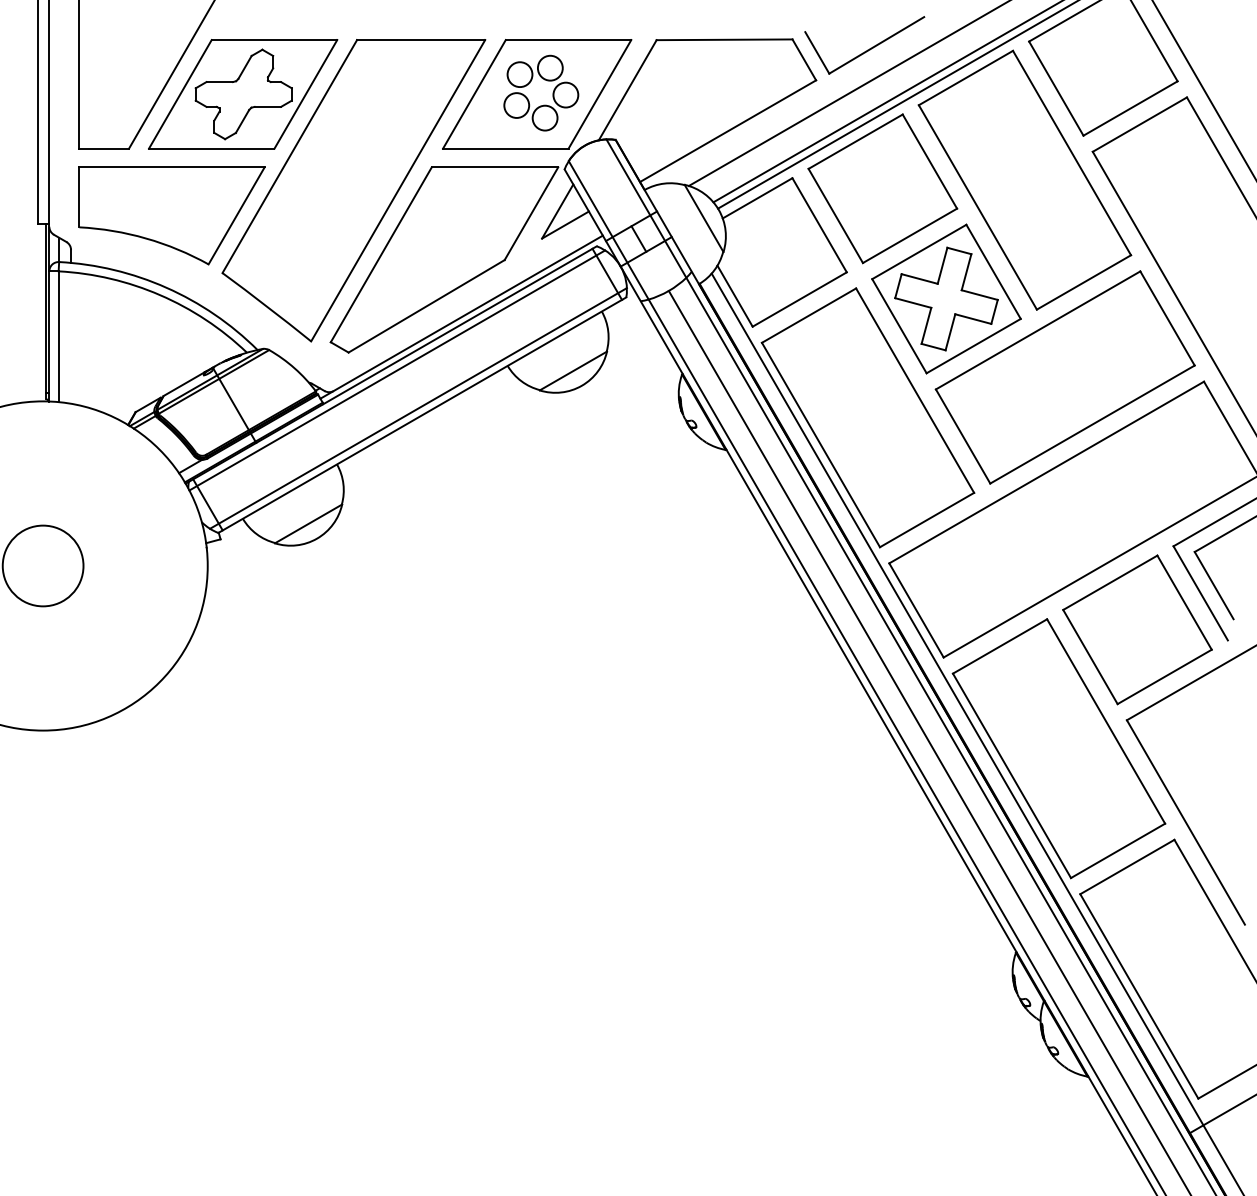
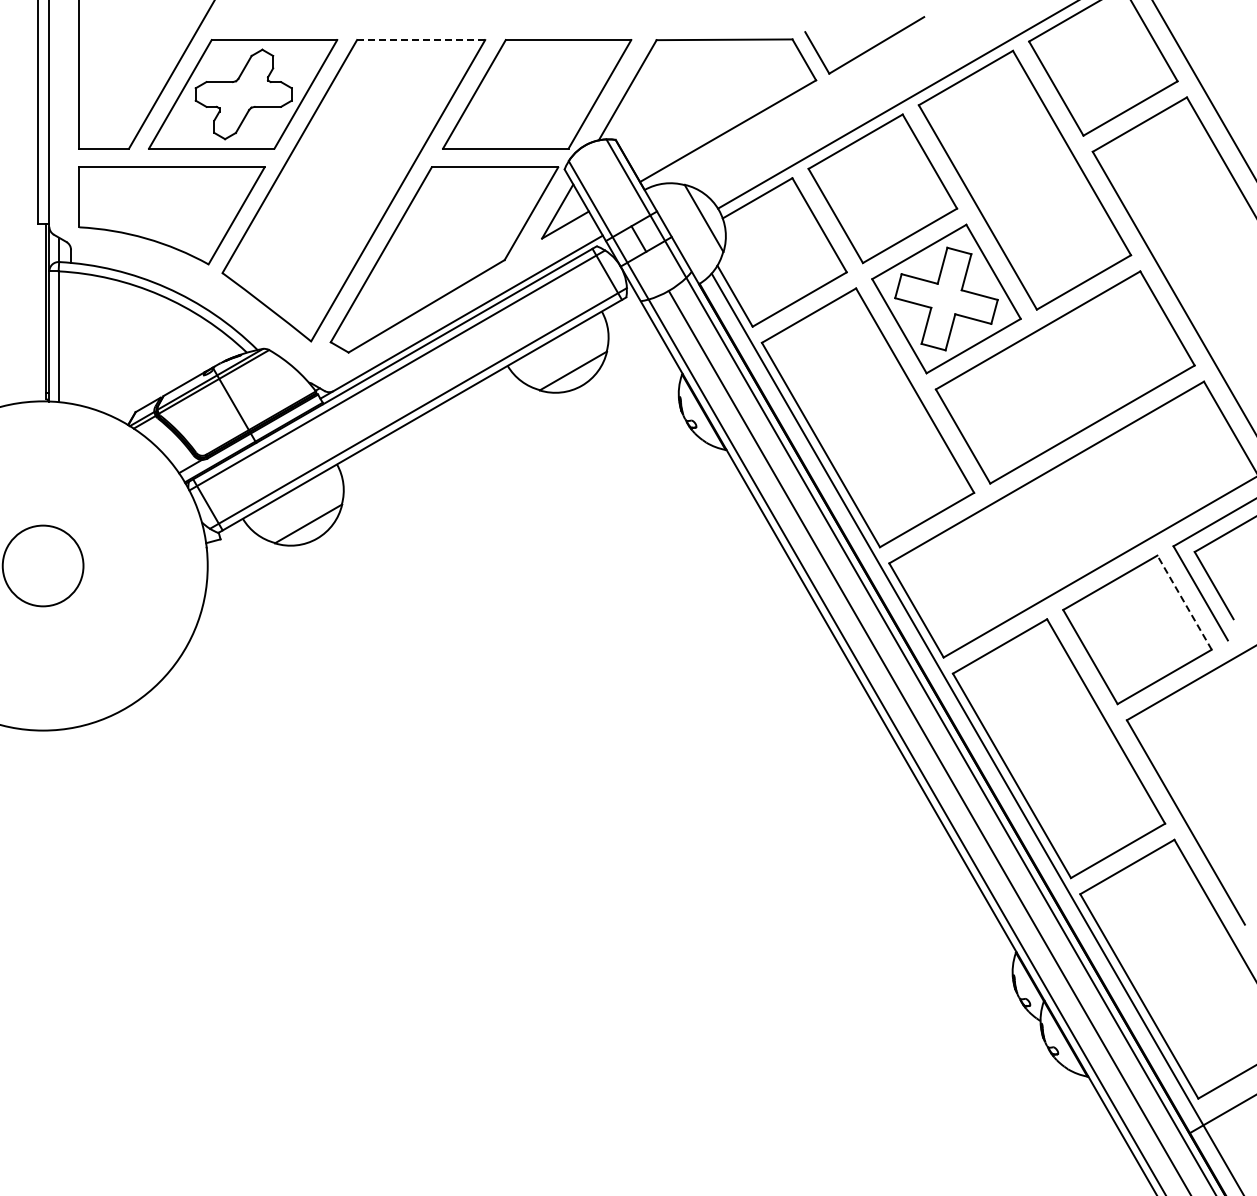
line: solid -> dashed (420, 40)
part: present -> none (552, 92)
line: present -> none (847, 93)
line: present -> none (886, 102)
line: solid -> dashed (1184, 602)
